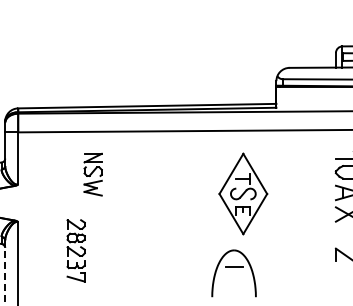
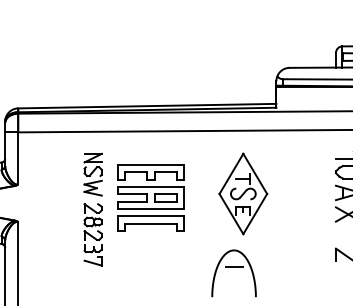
part: none -> present (150, 197)
part position: (75, 250) -> (92, 234) (92, 234)
line: dashed -> solid (5, 273)
